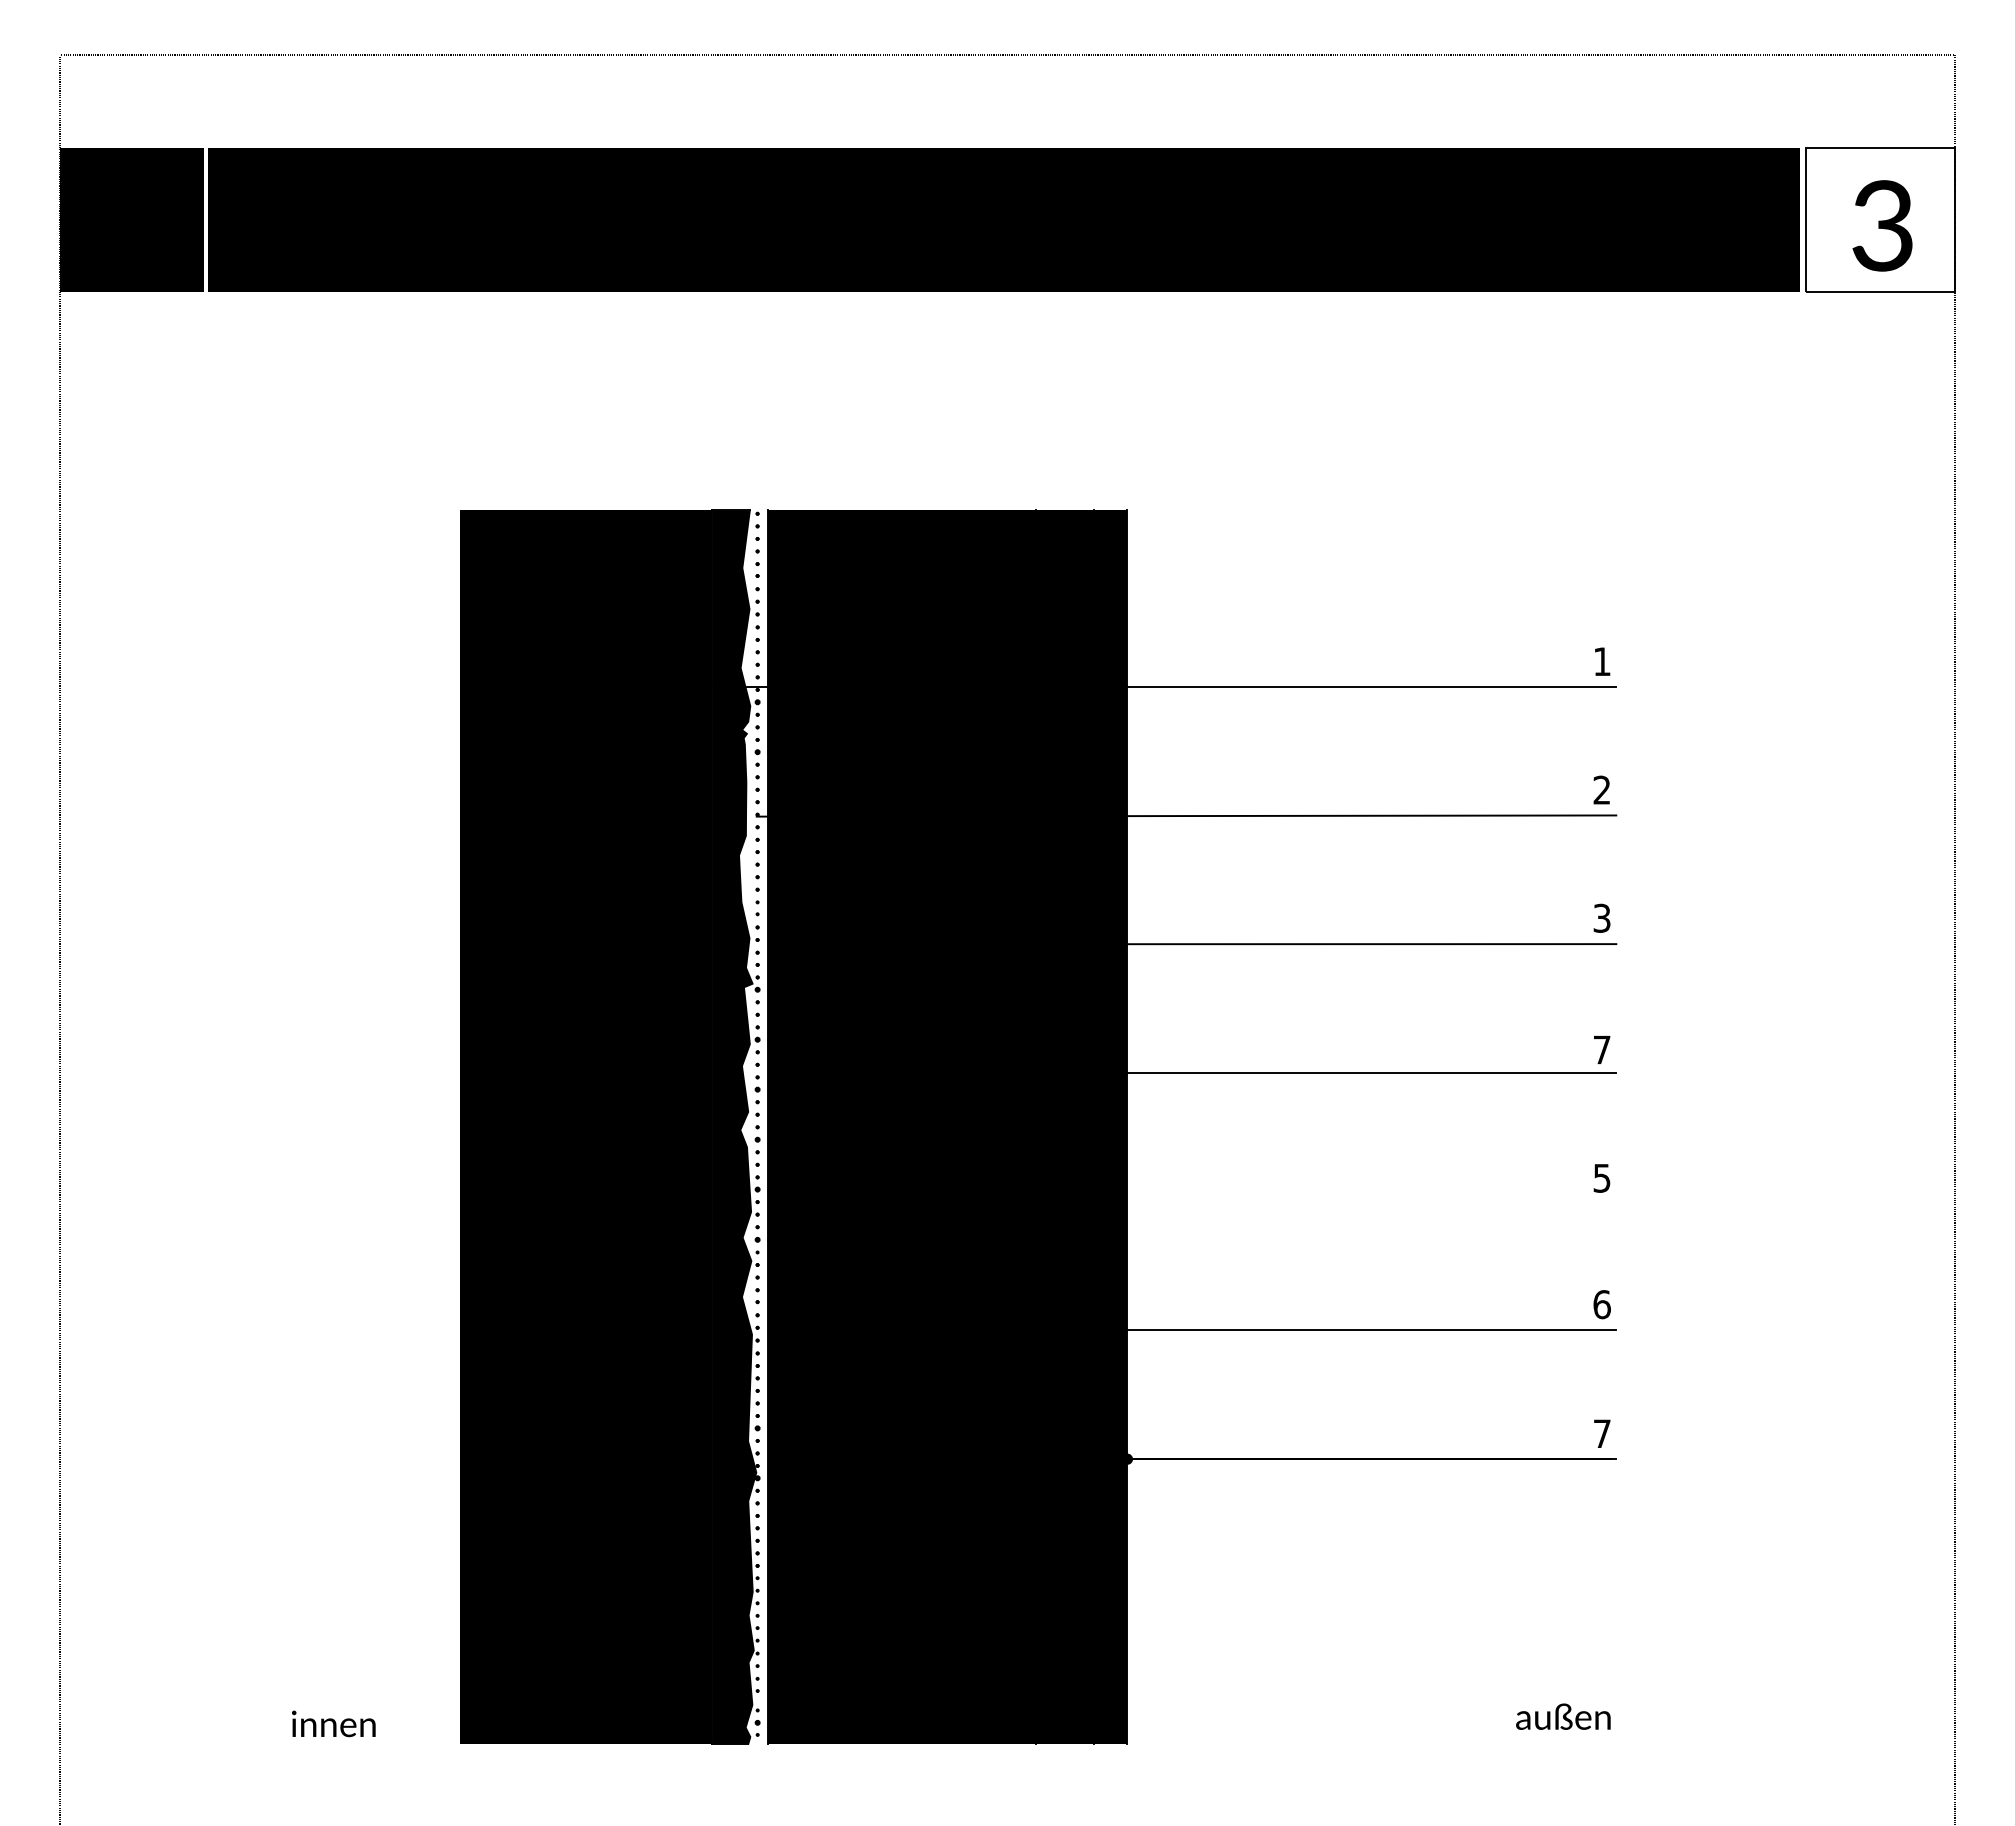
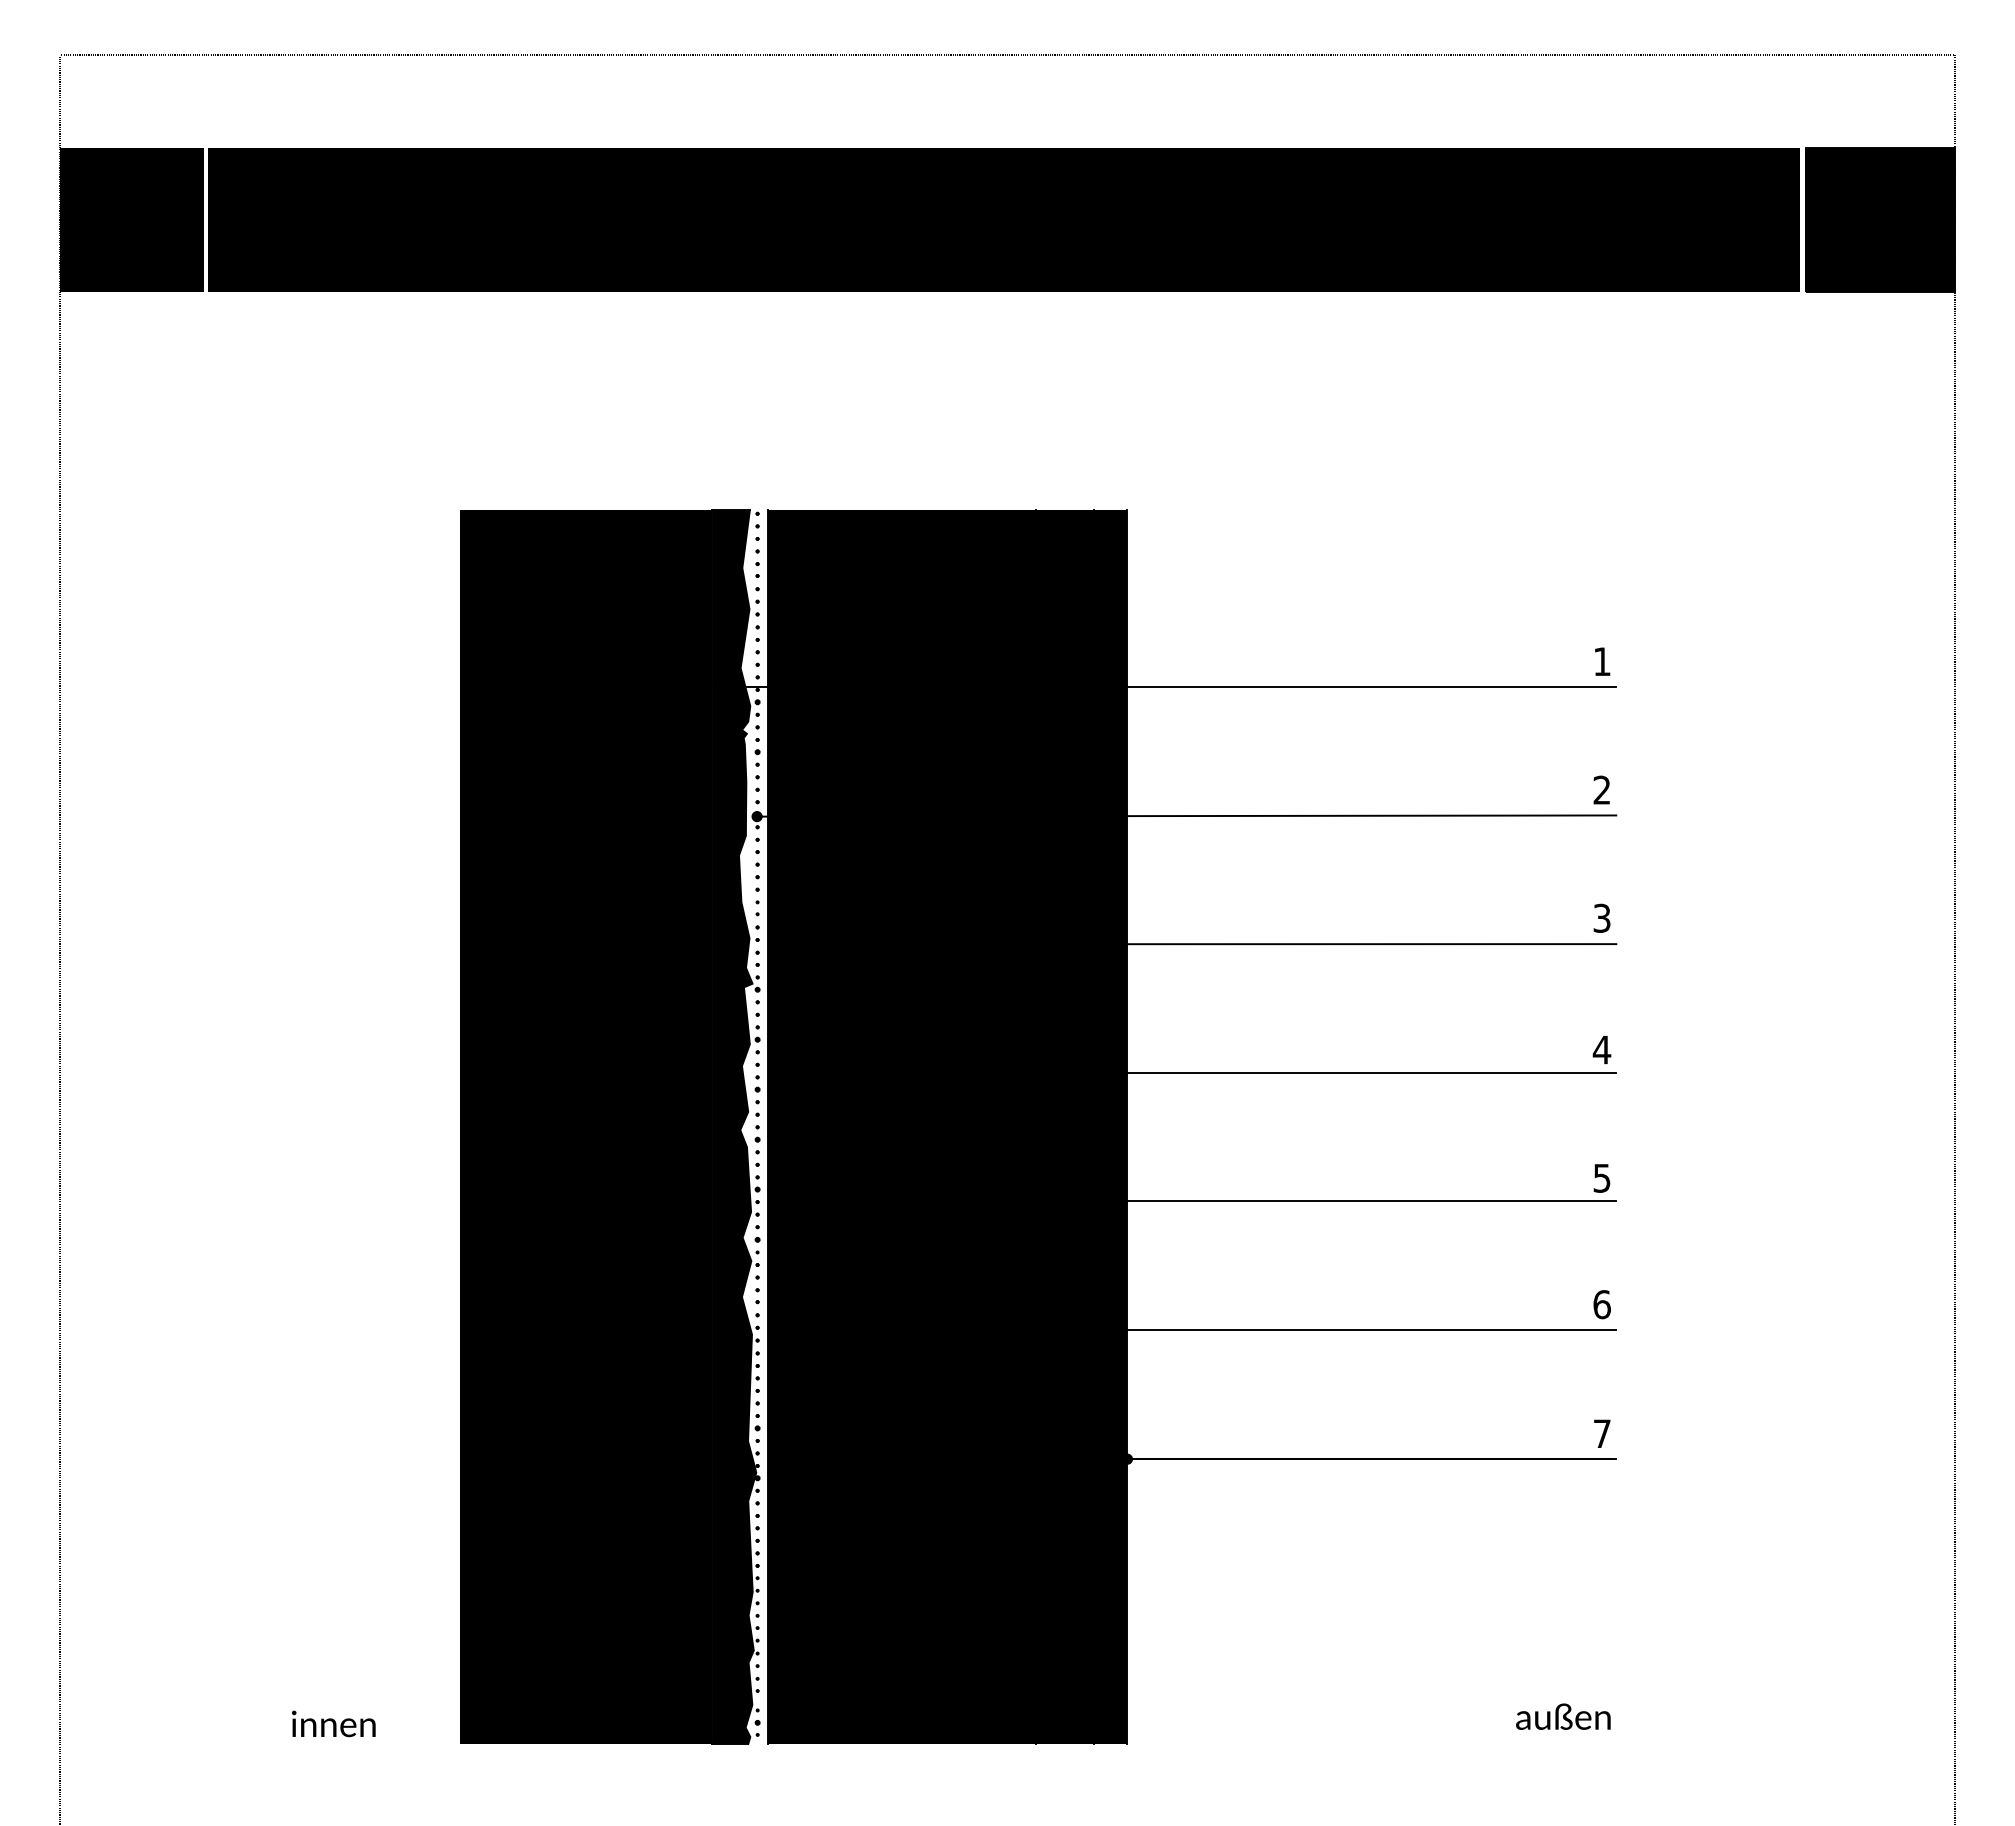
fill: none -> present (1879, 219)
fill: none -> present (756, 816)
text: 7 -> 4 (1601, 1049)
line: none -> present (1342, 1201)
